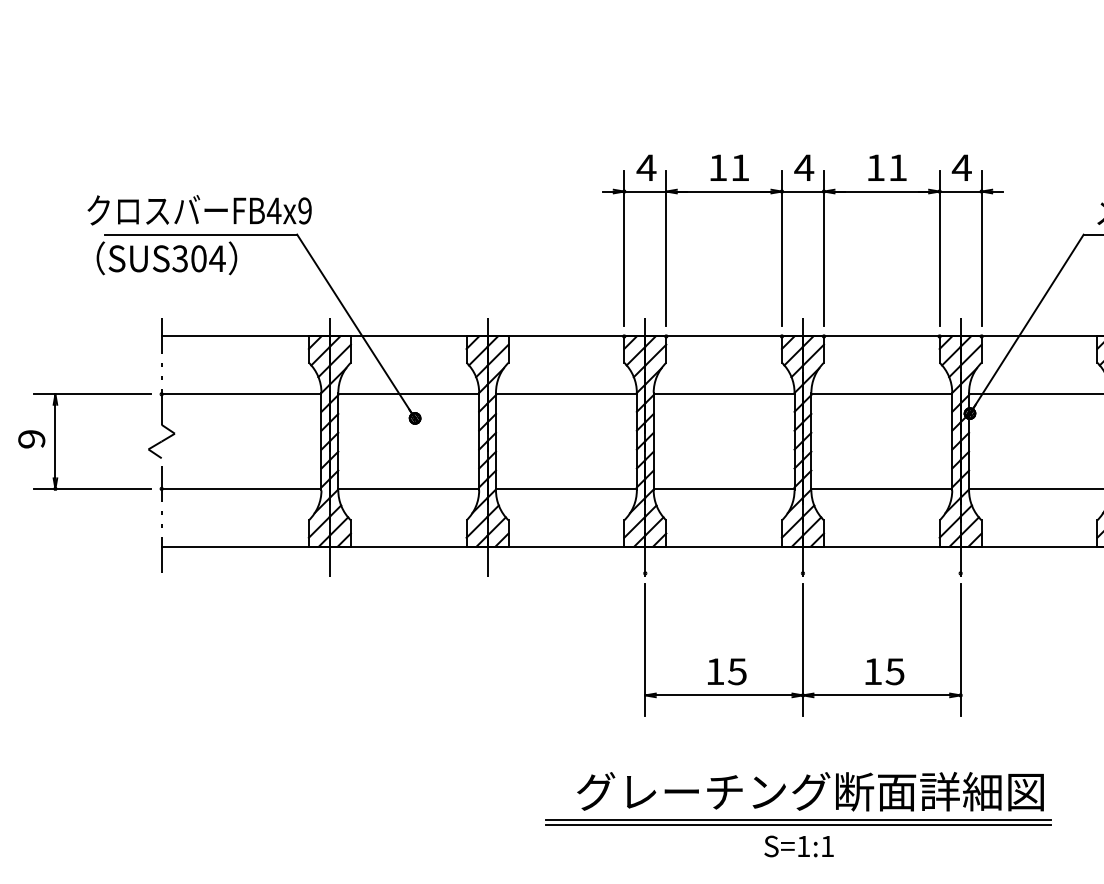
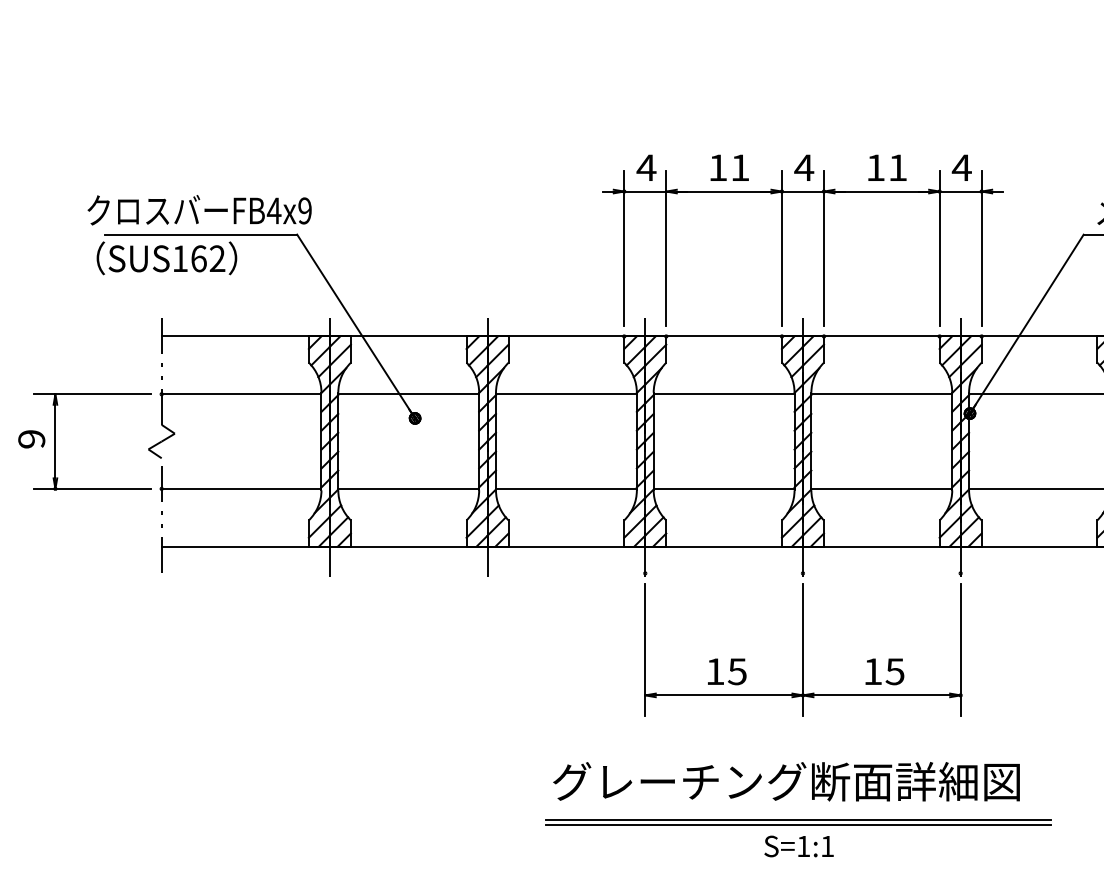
text: SUS304 -> SUS162 (198, 258)
text position: (810, 791) -> (786, 781) (786, 781)
